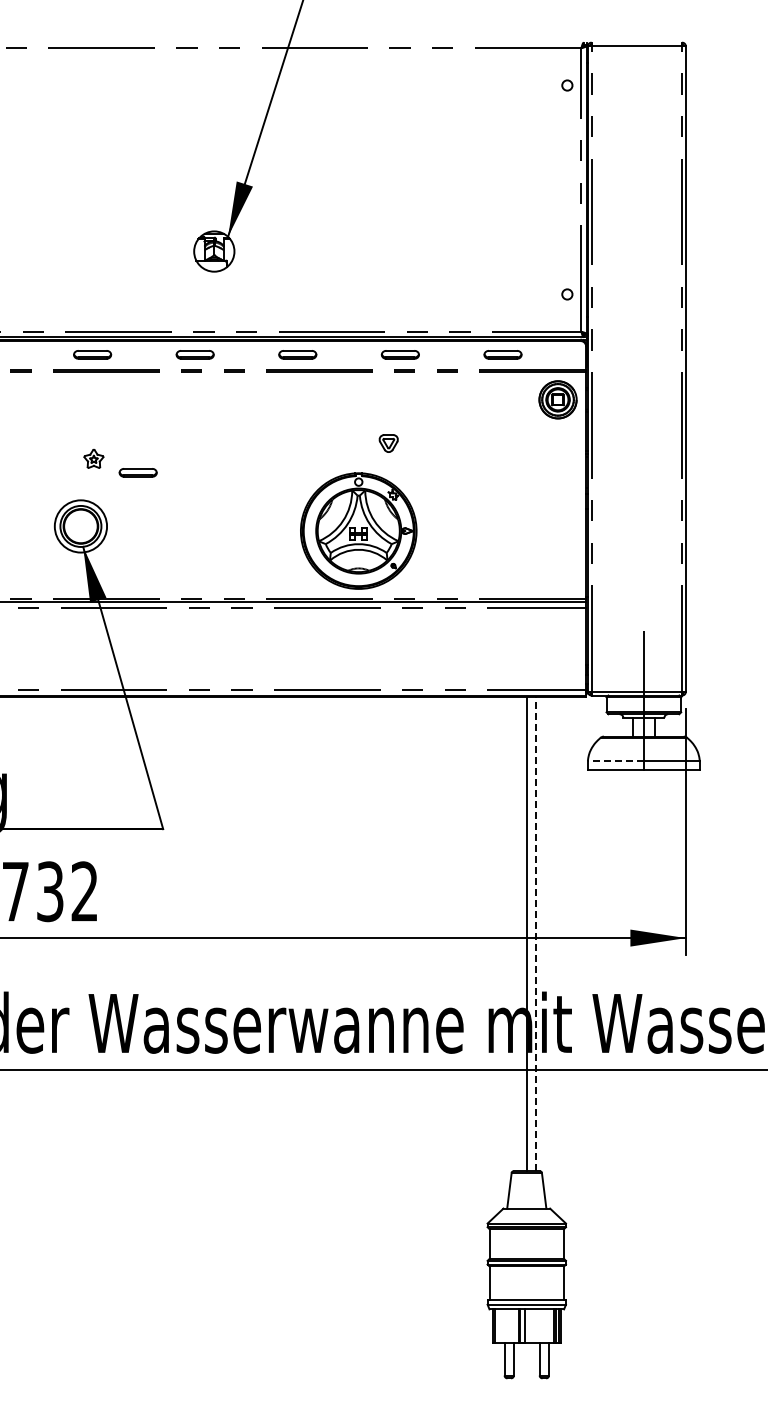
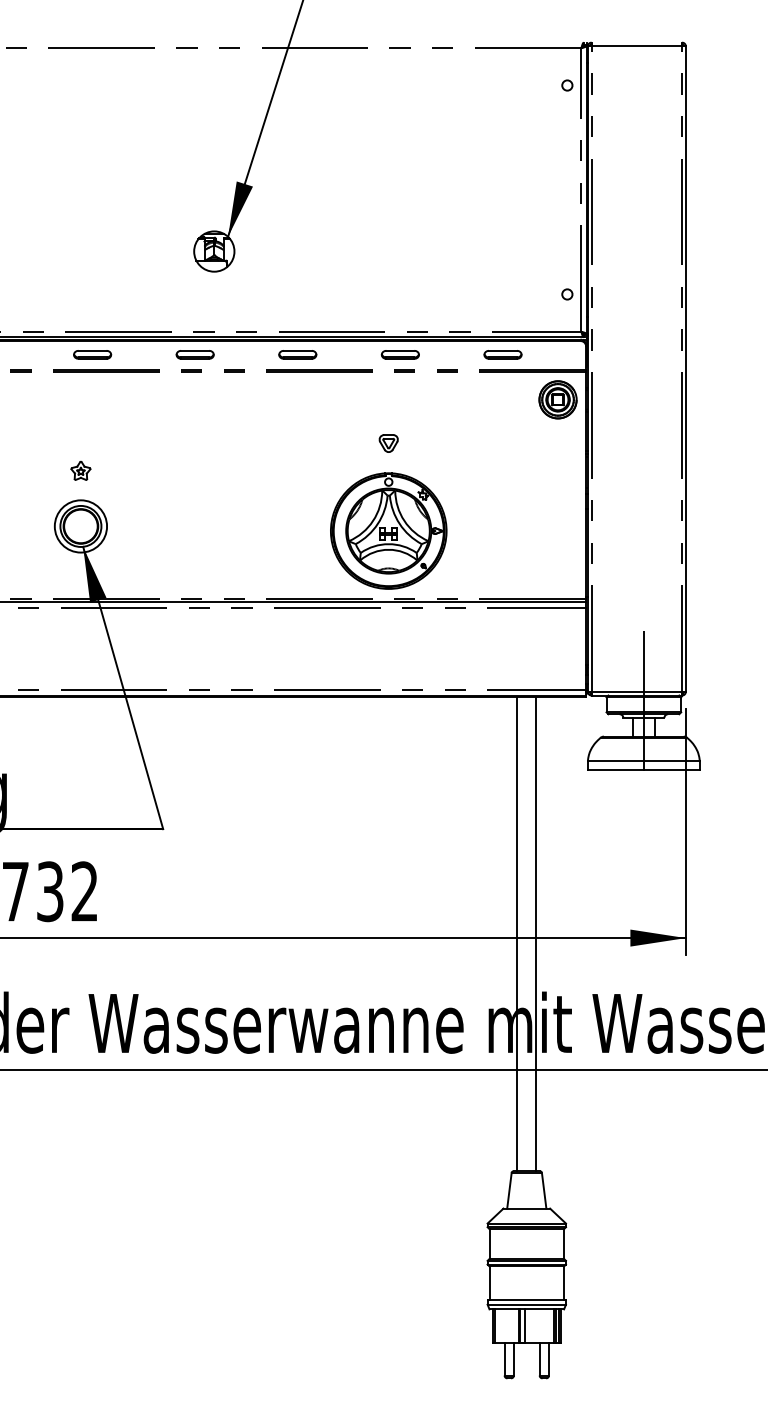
part position: (93, 458) -> (80, 470) (80, 470)
part: present -> none (137, 472)
part position: (358, 530) -> (388, 530) (388, 530)
line: dashed -> solid (615, 760)
line position: (527, 933) -> (517, 933) (517, 933)
line: dashed -> solid (536, 933)
